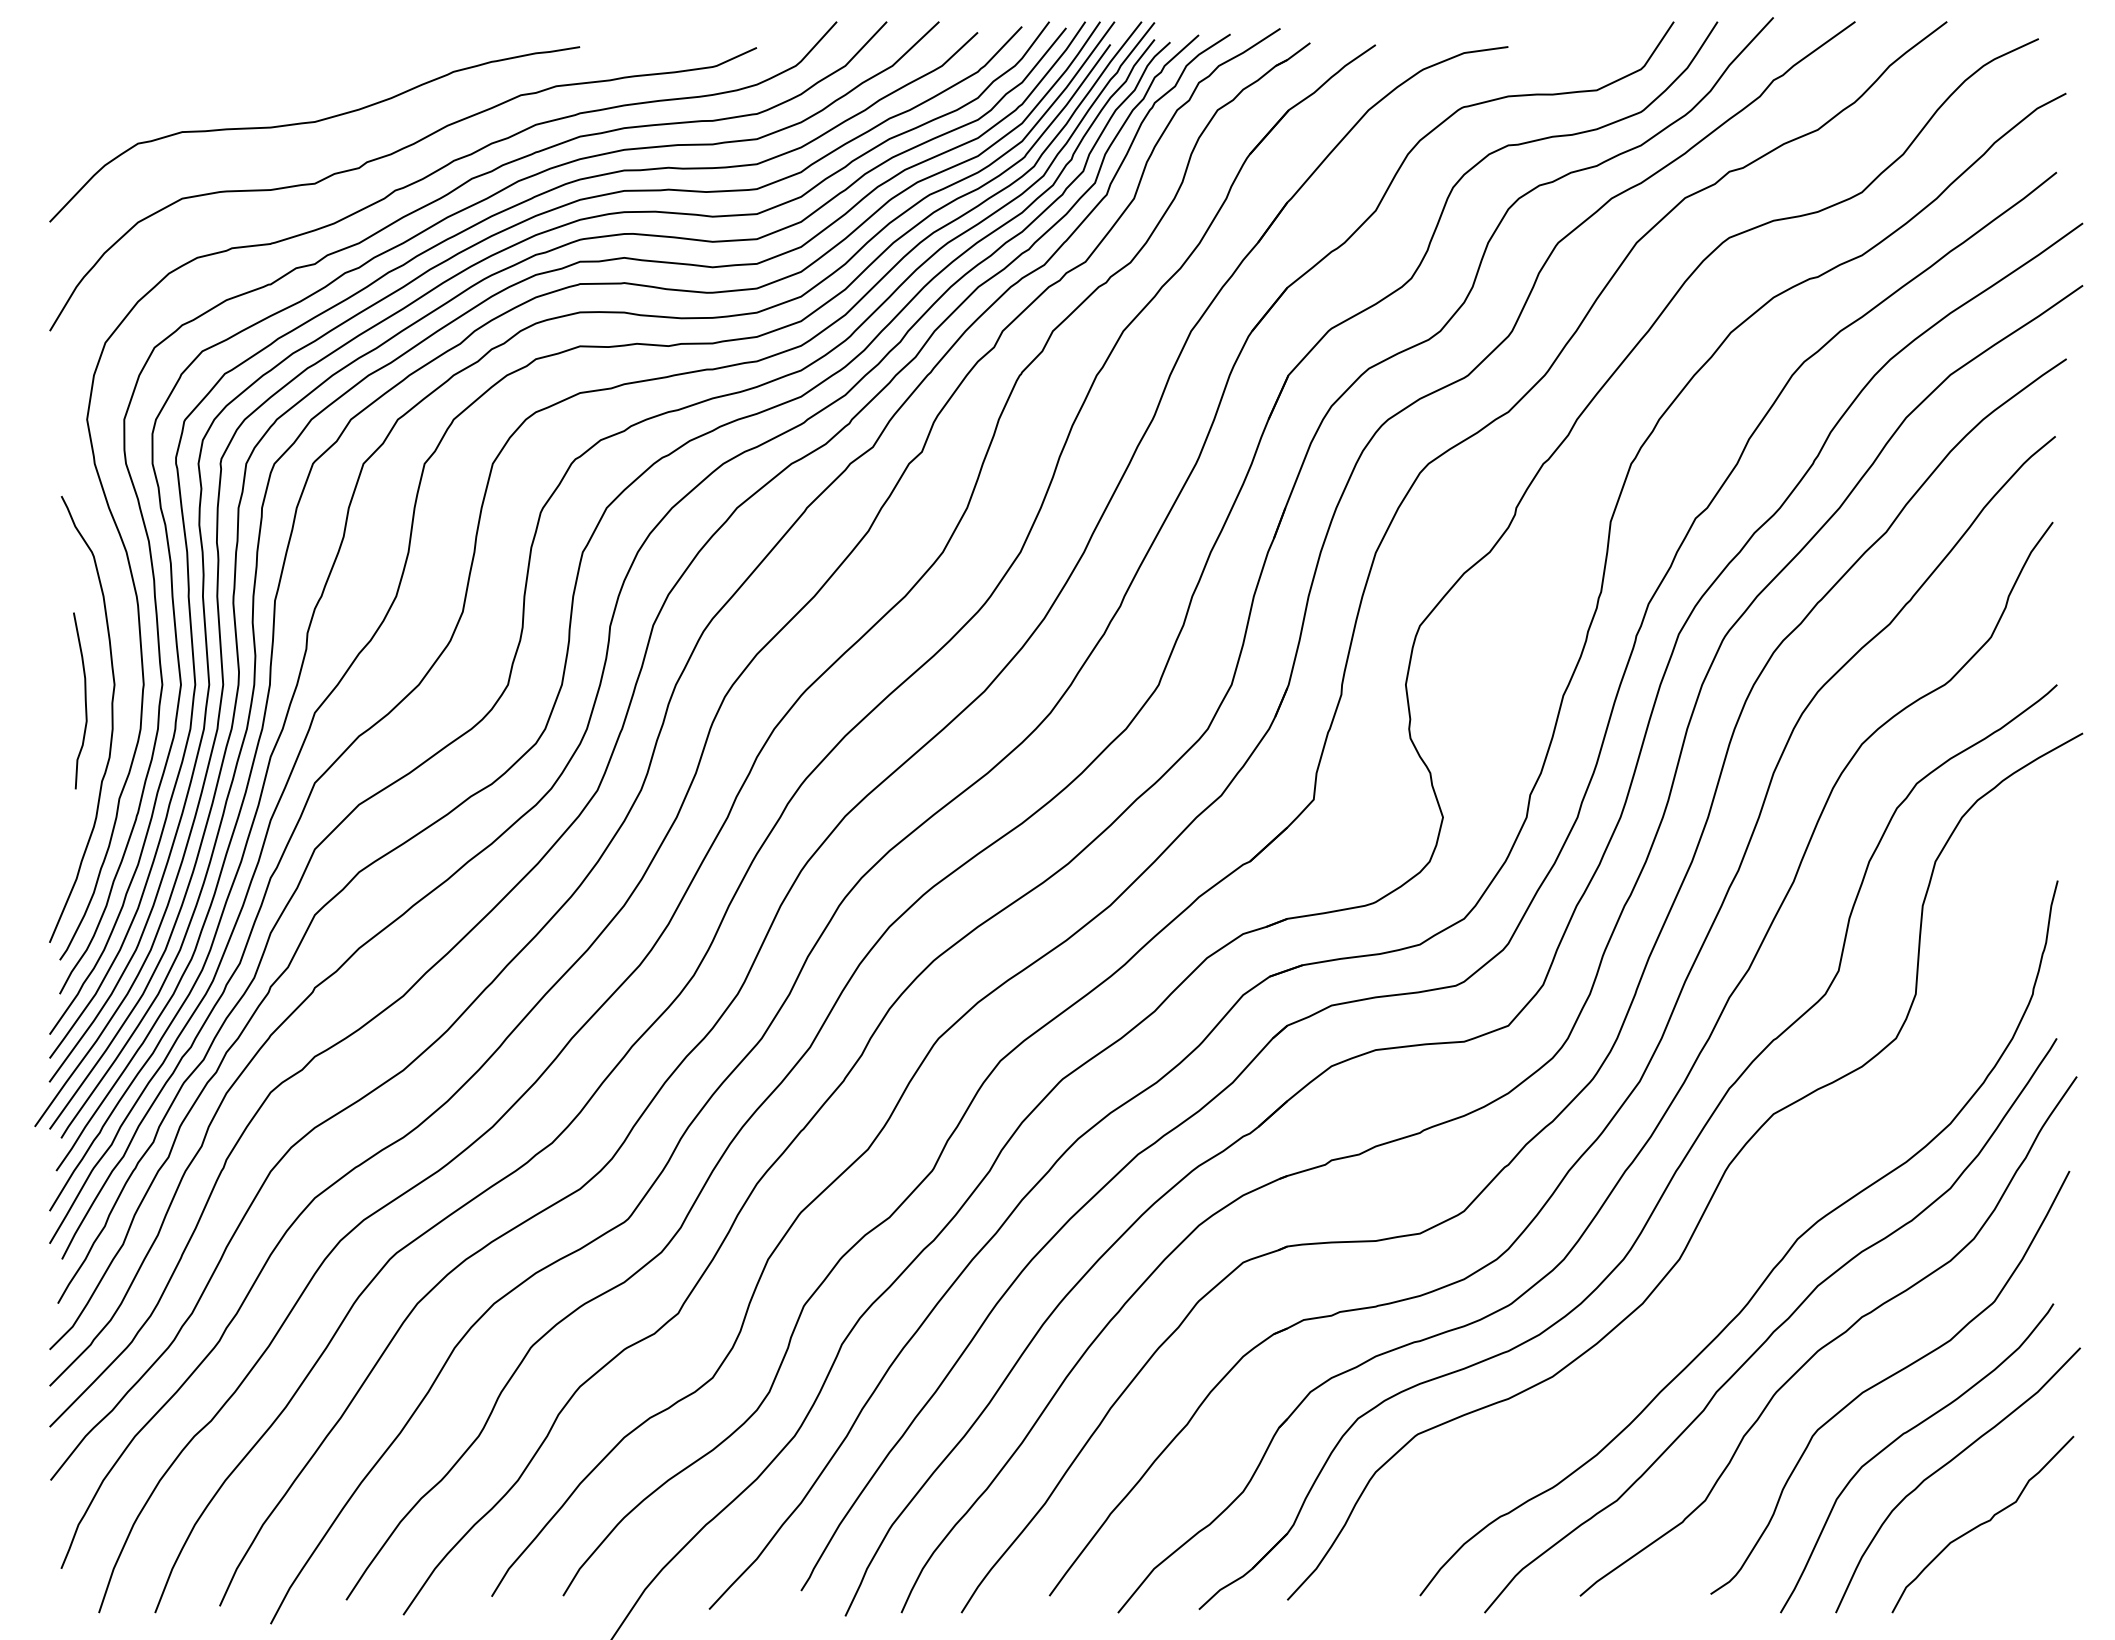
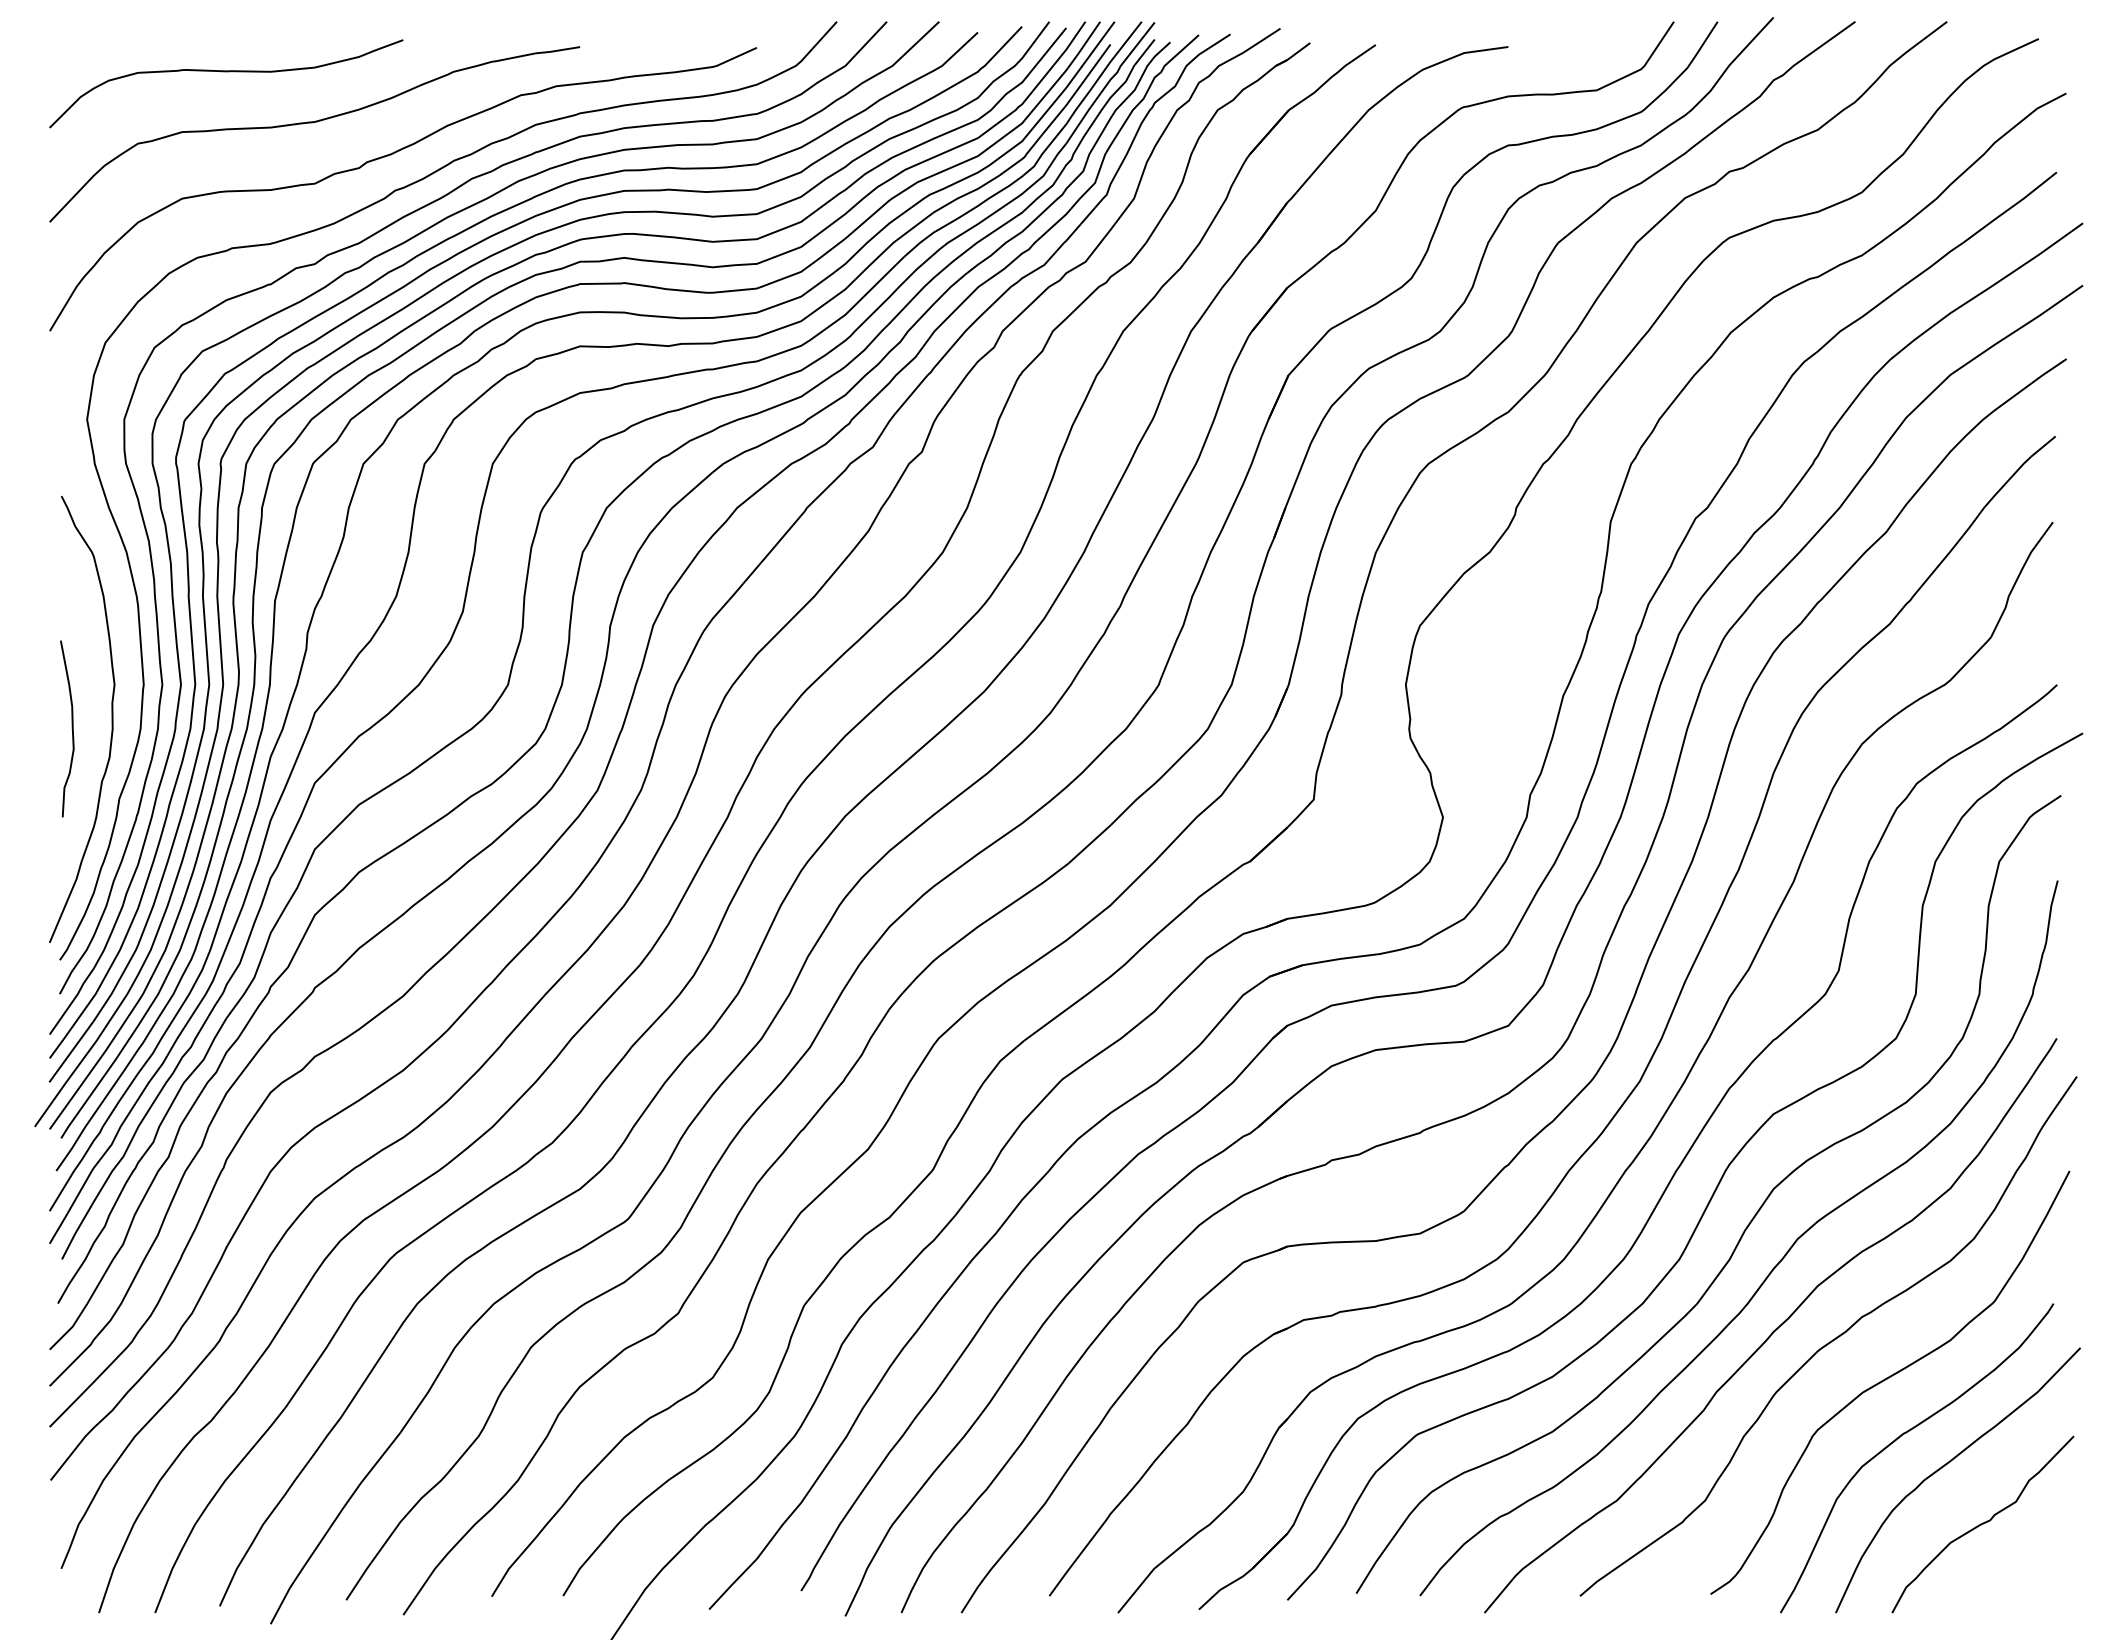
curve: none -> present (226, 72)
curve position: (84, 700) -> (71, 728) (71, 728)
curve: none -> present (1750, 1220)
